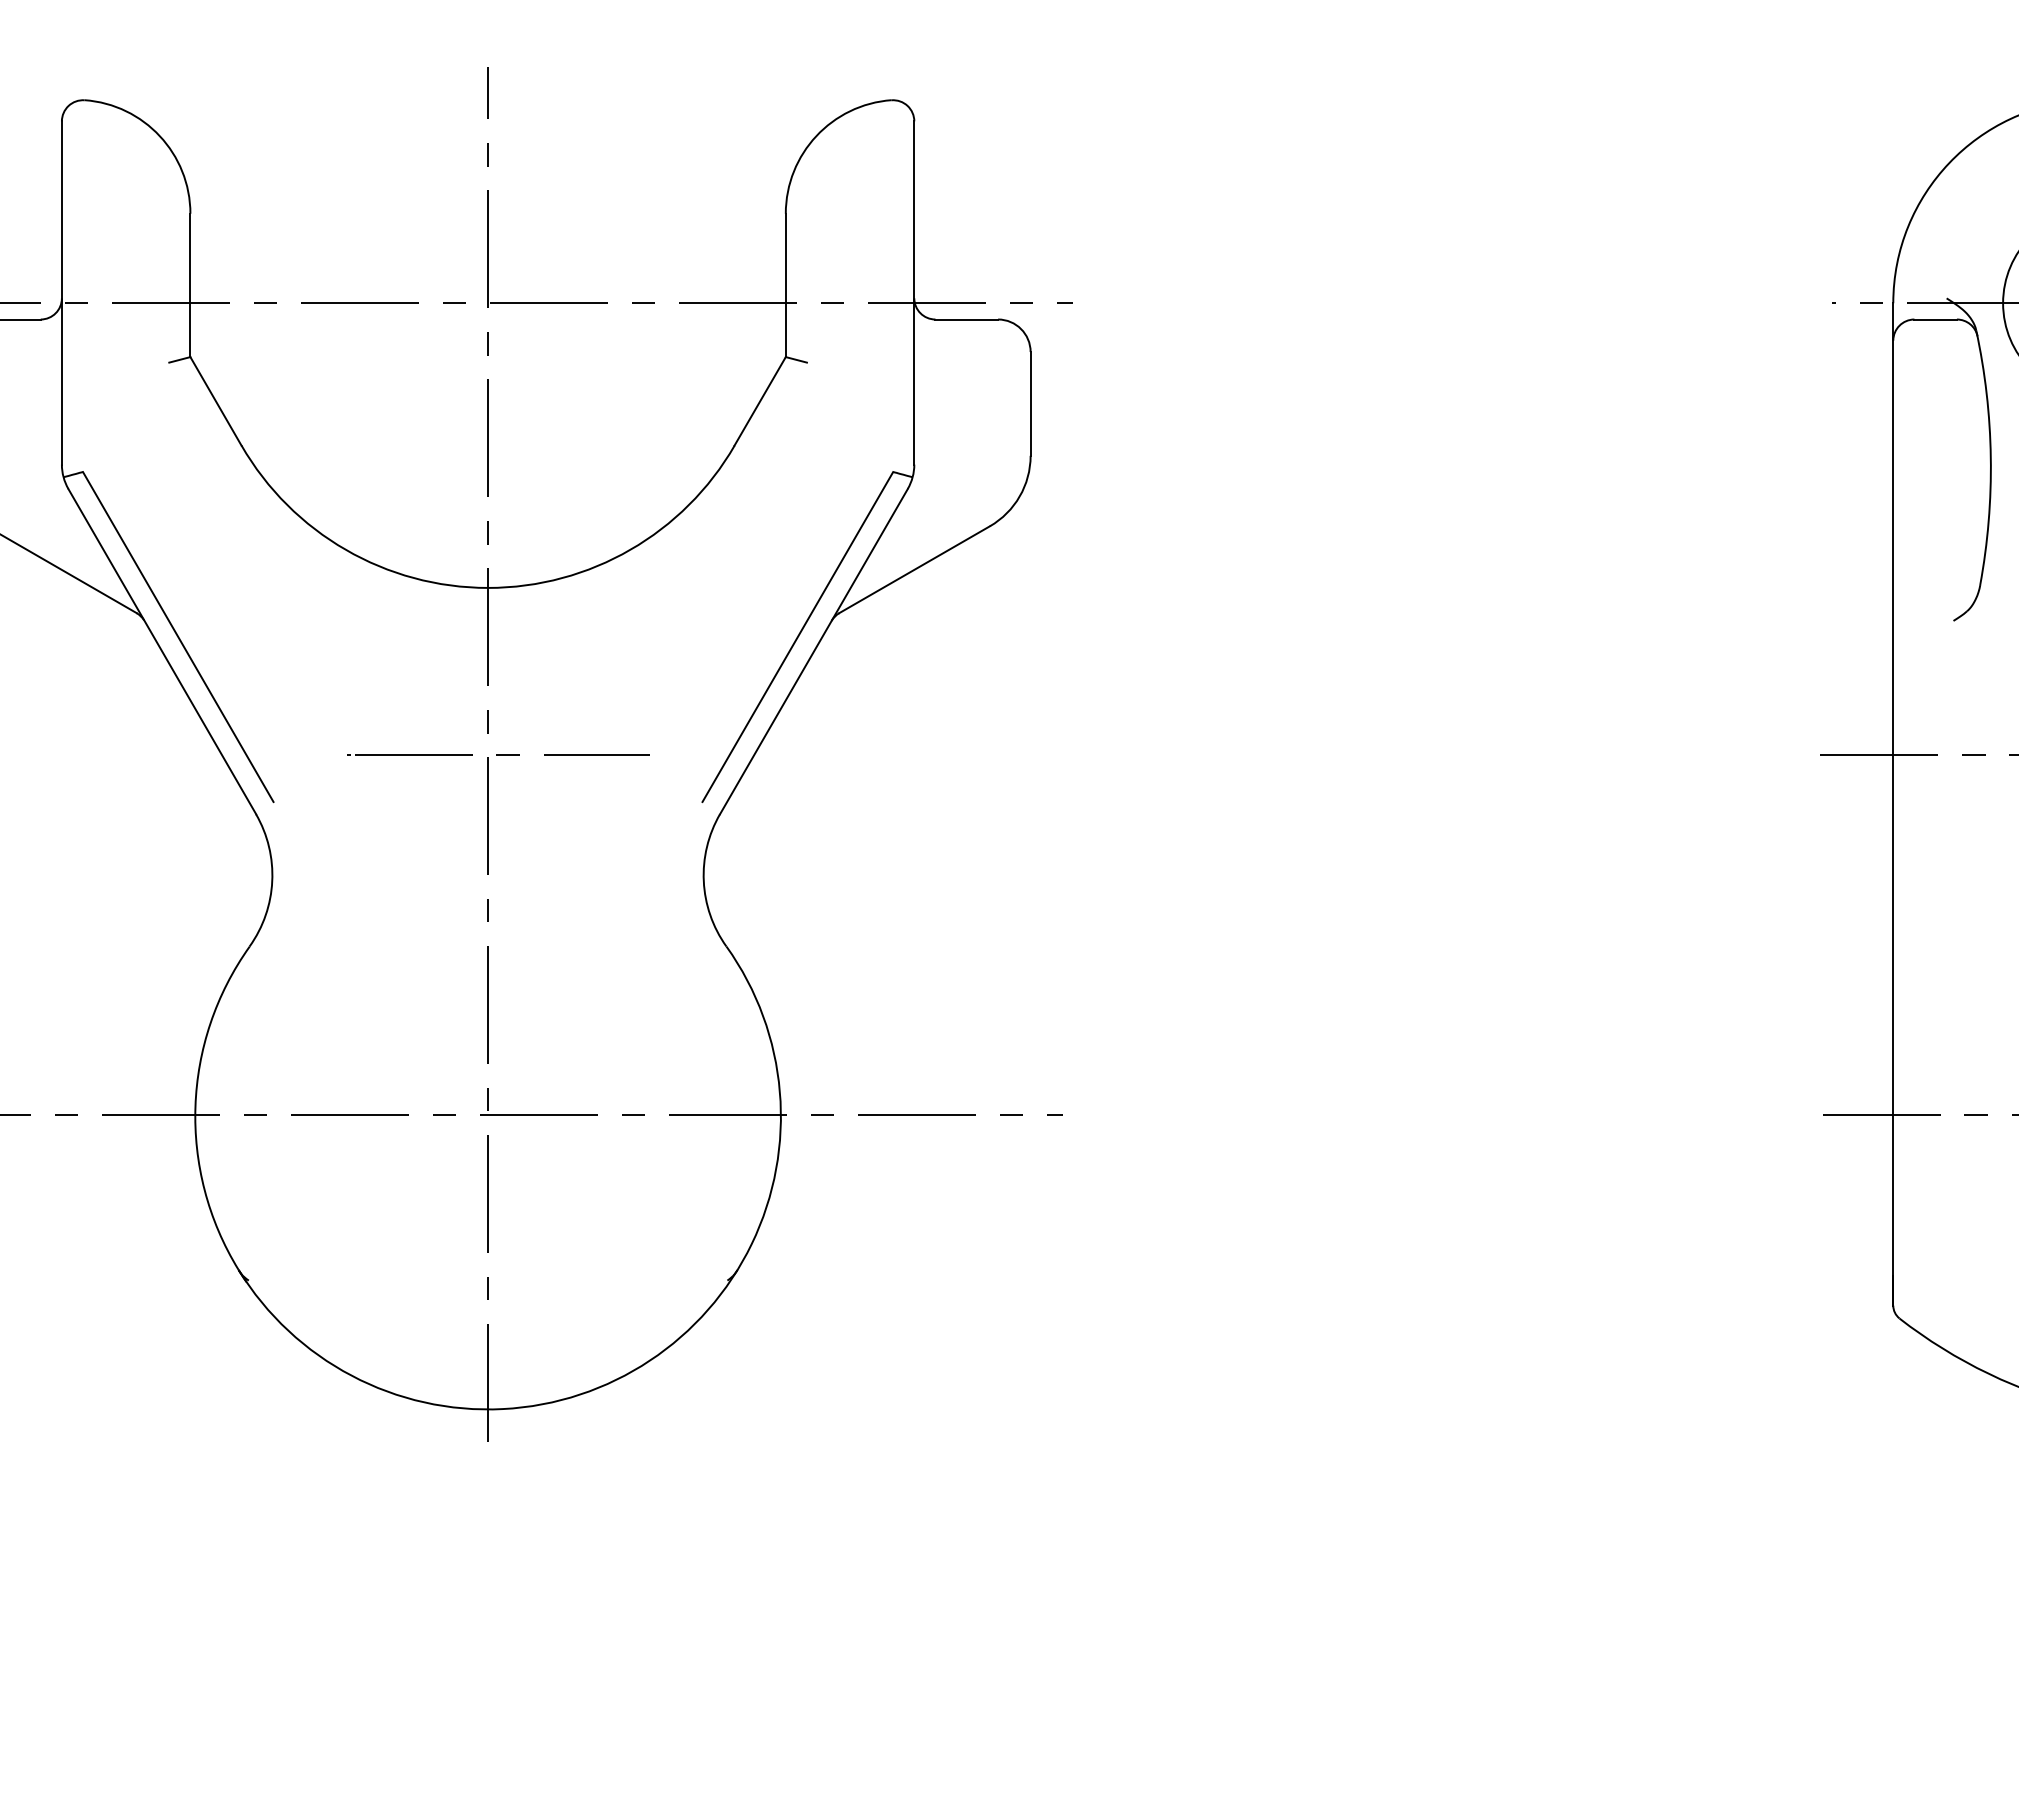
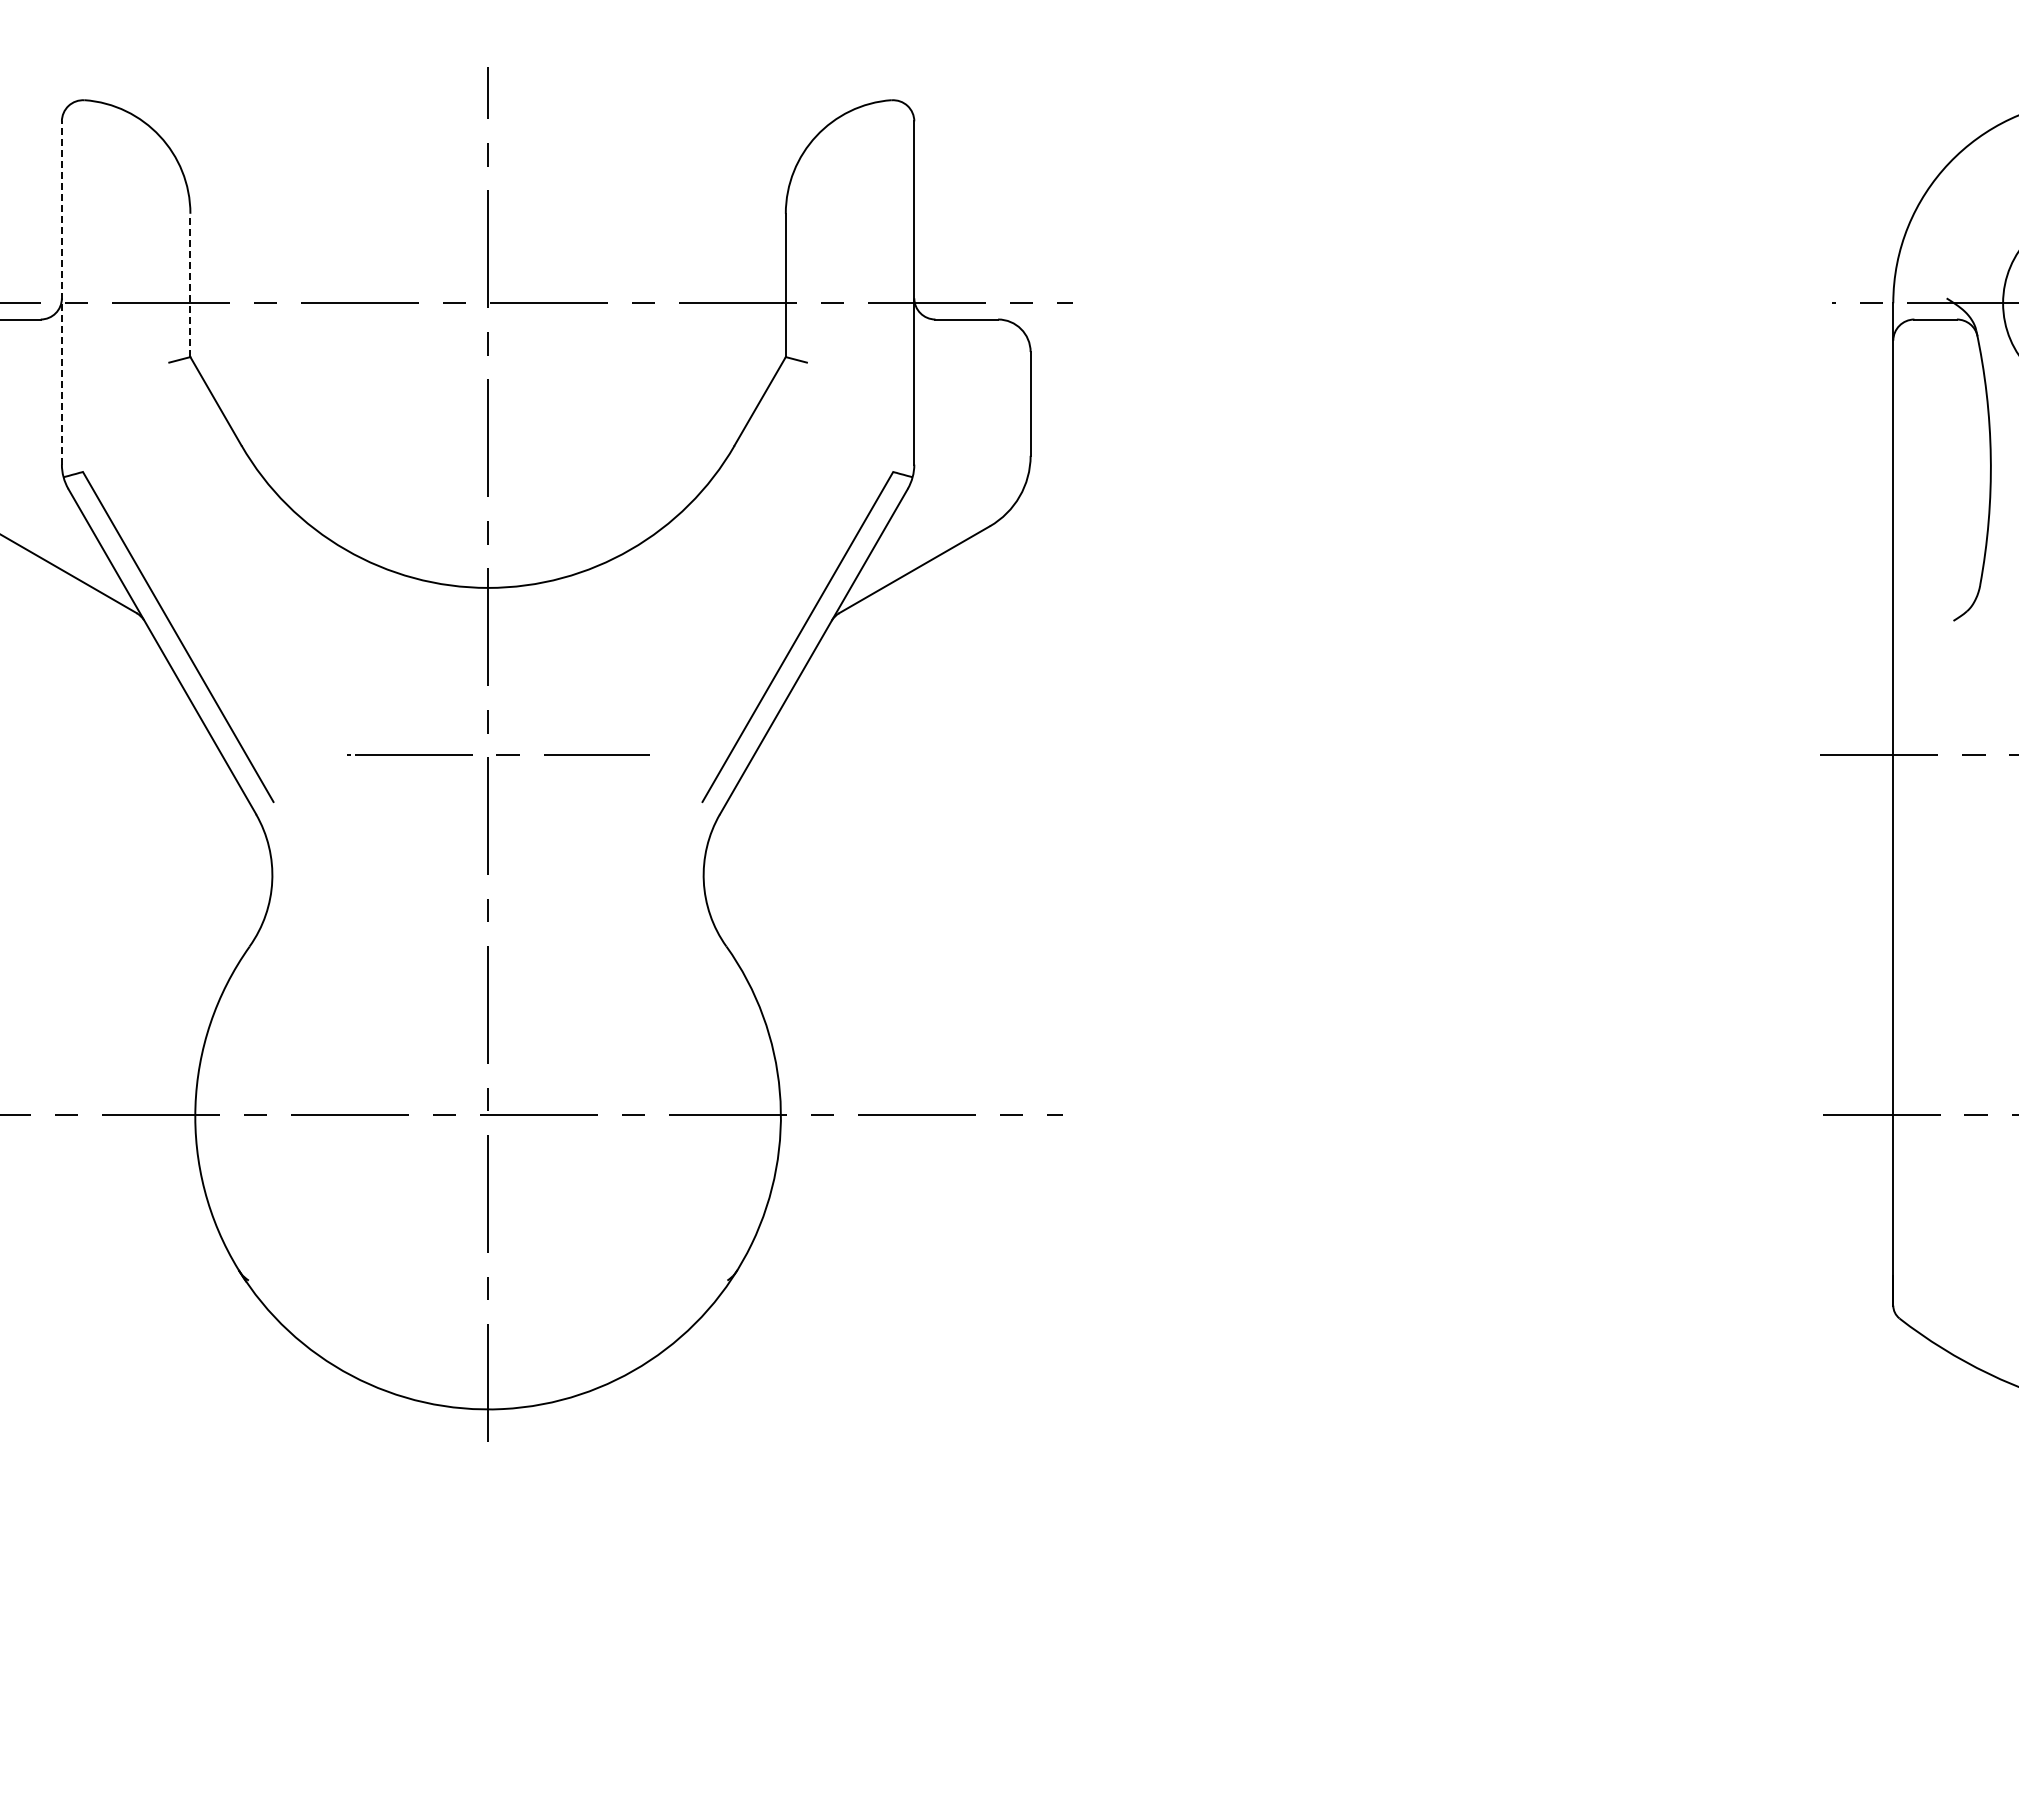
line: solid -> dashed (190, 285)
line: solid -> dashed (61, 293)
